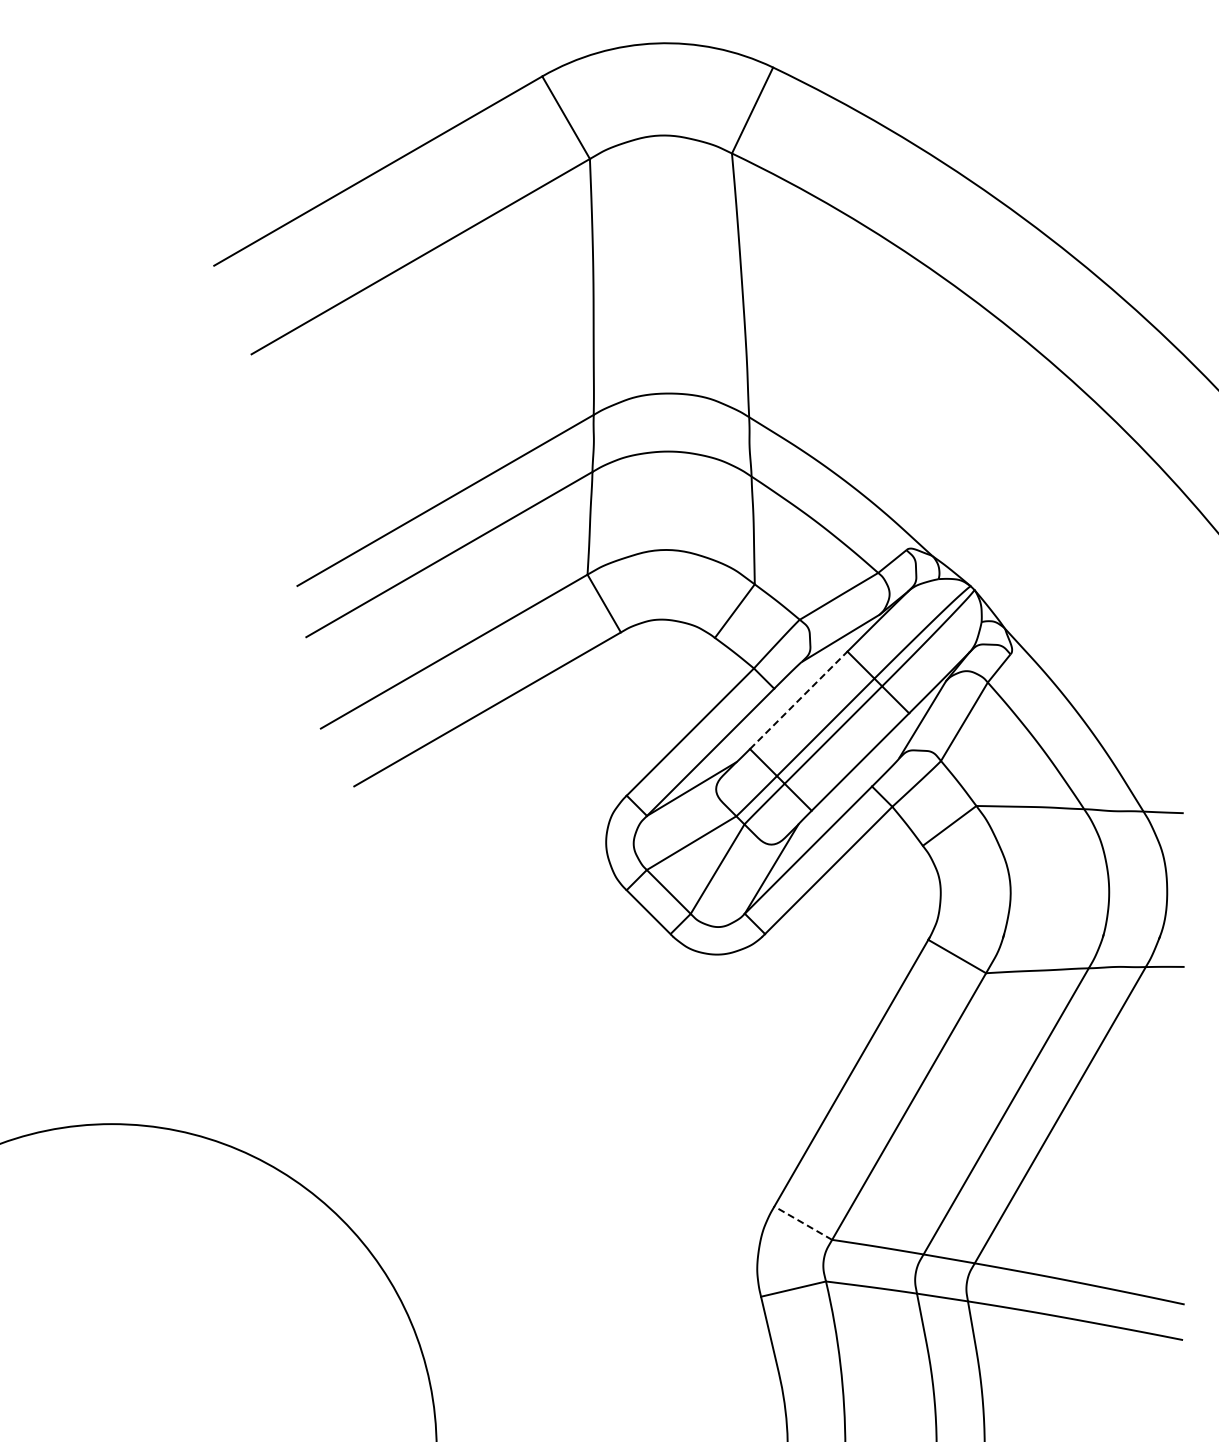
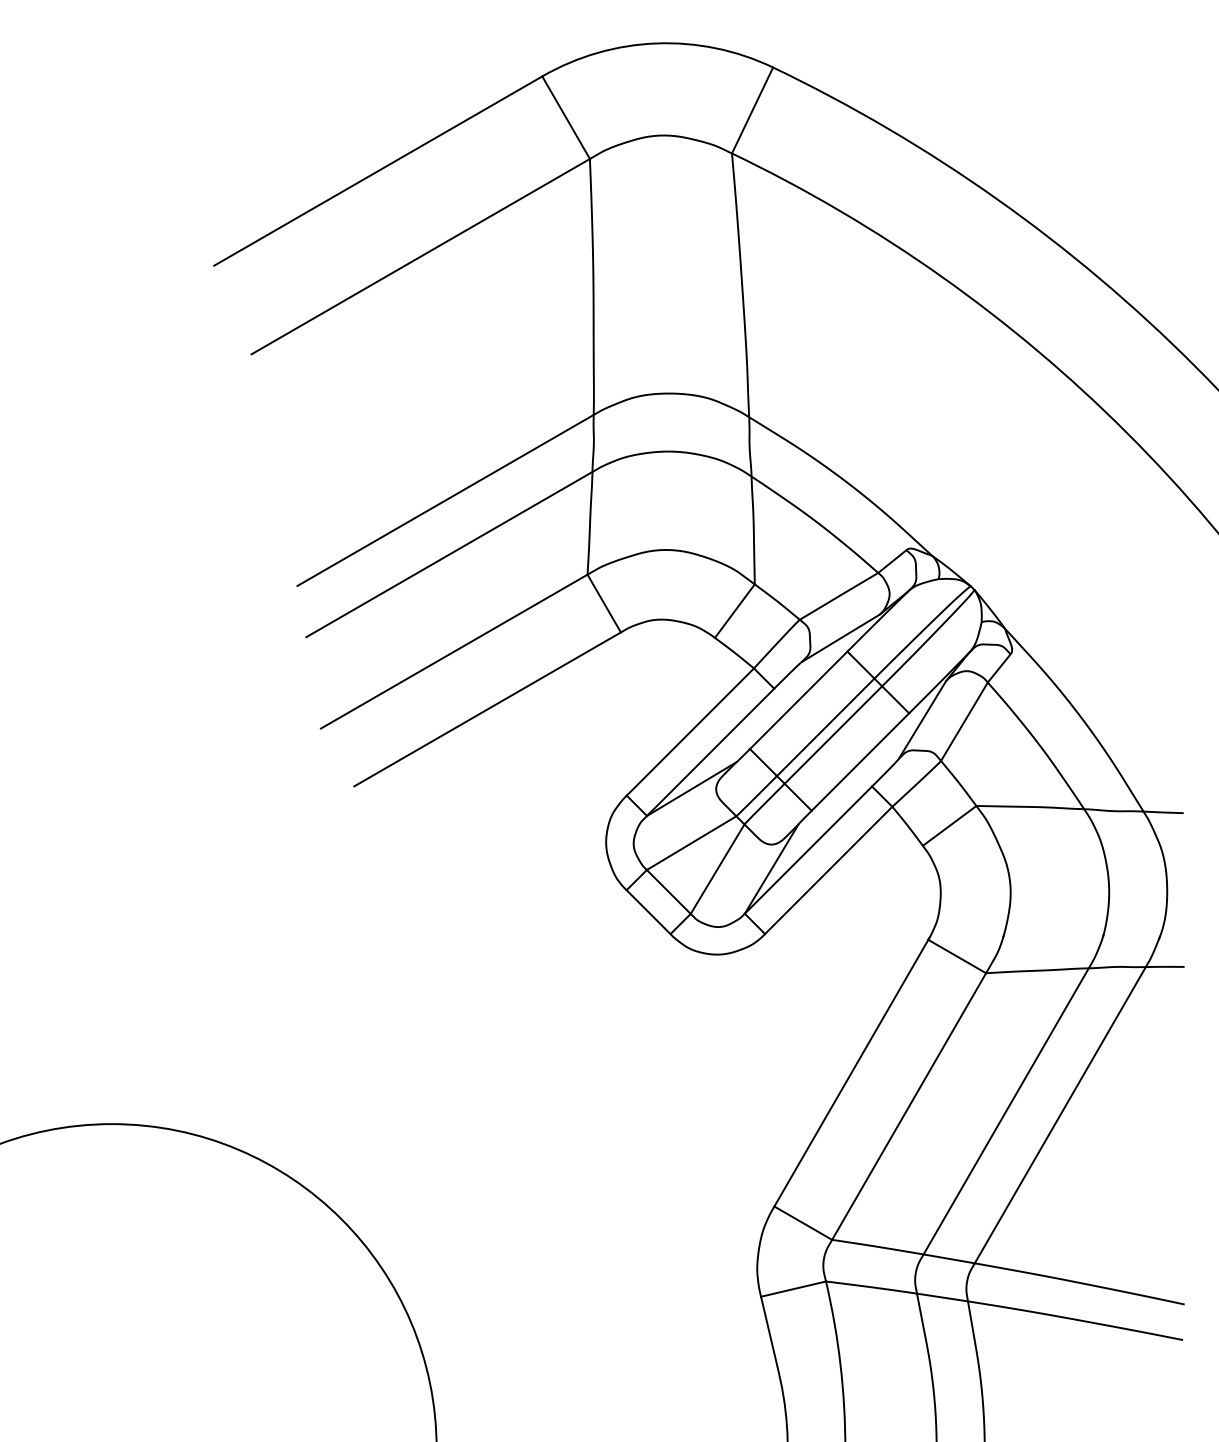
line: dashed -> solid (798, 700)
line: dashed -> solid (802, 1222)
